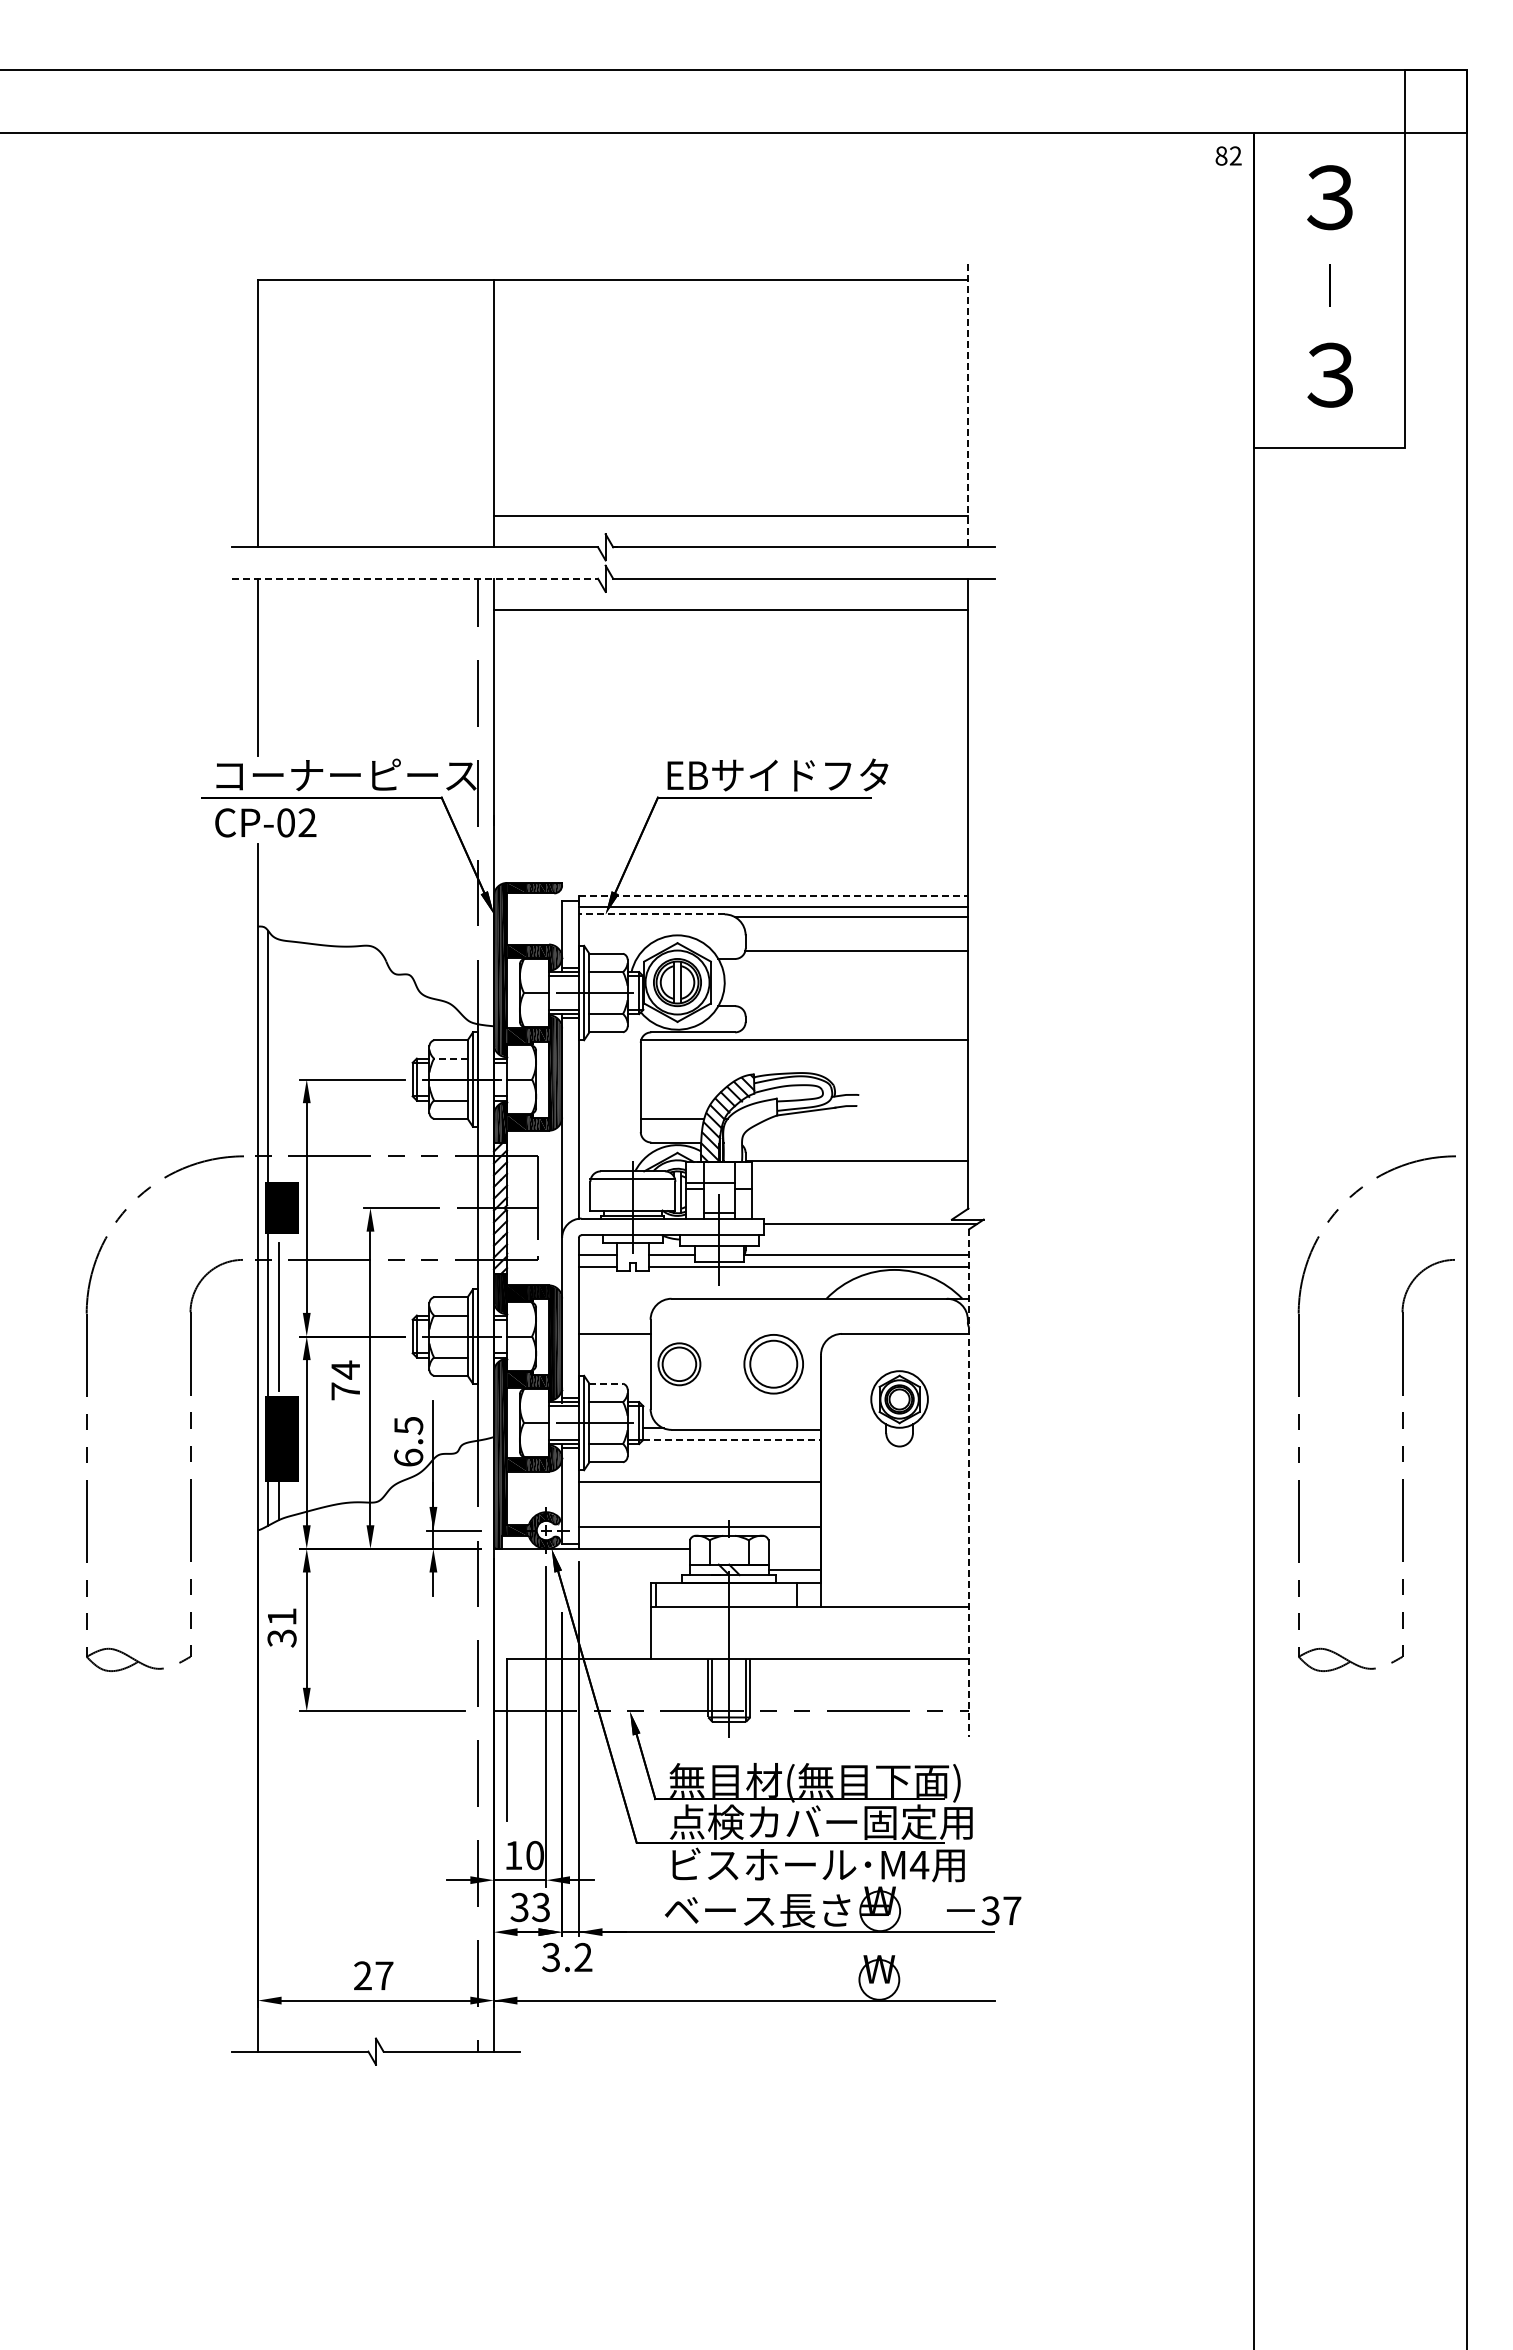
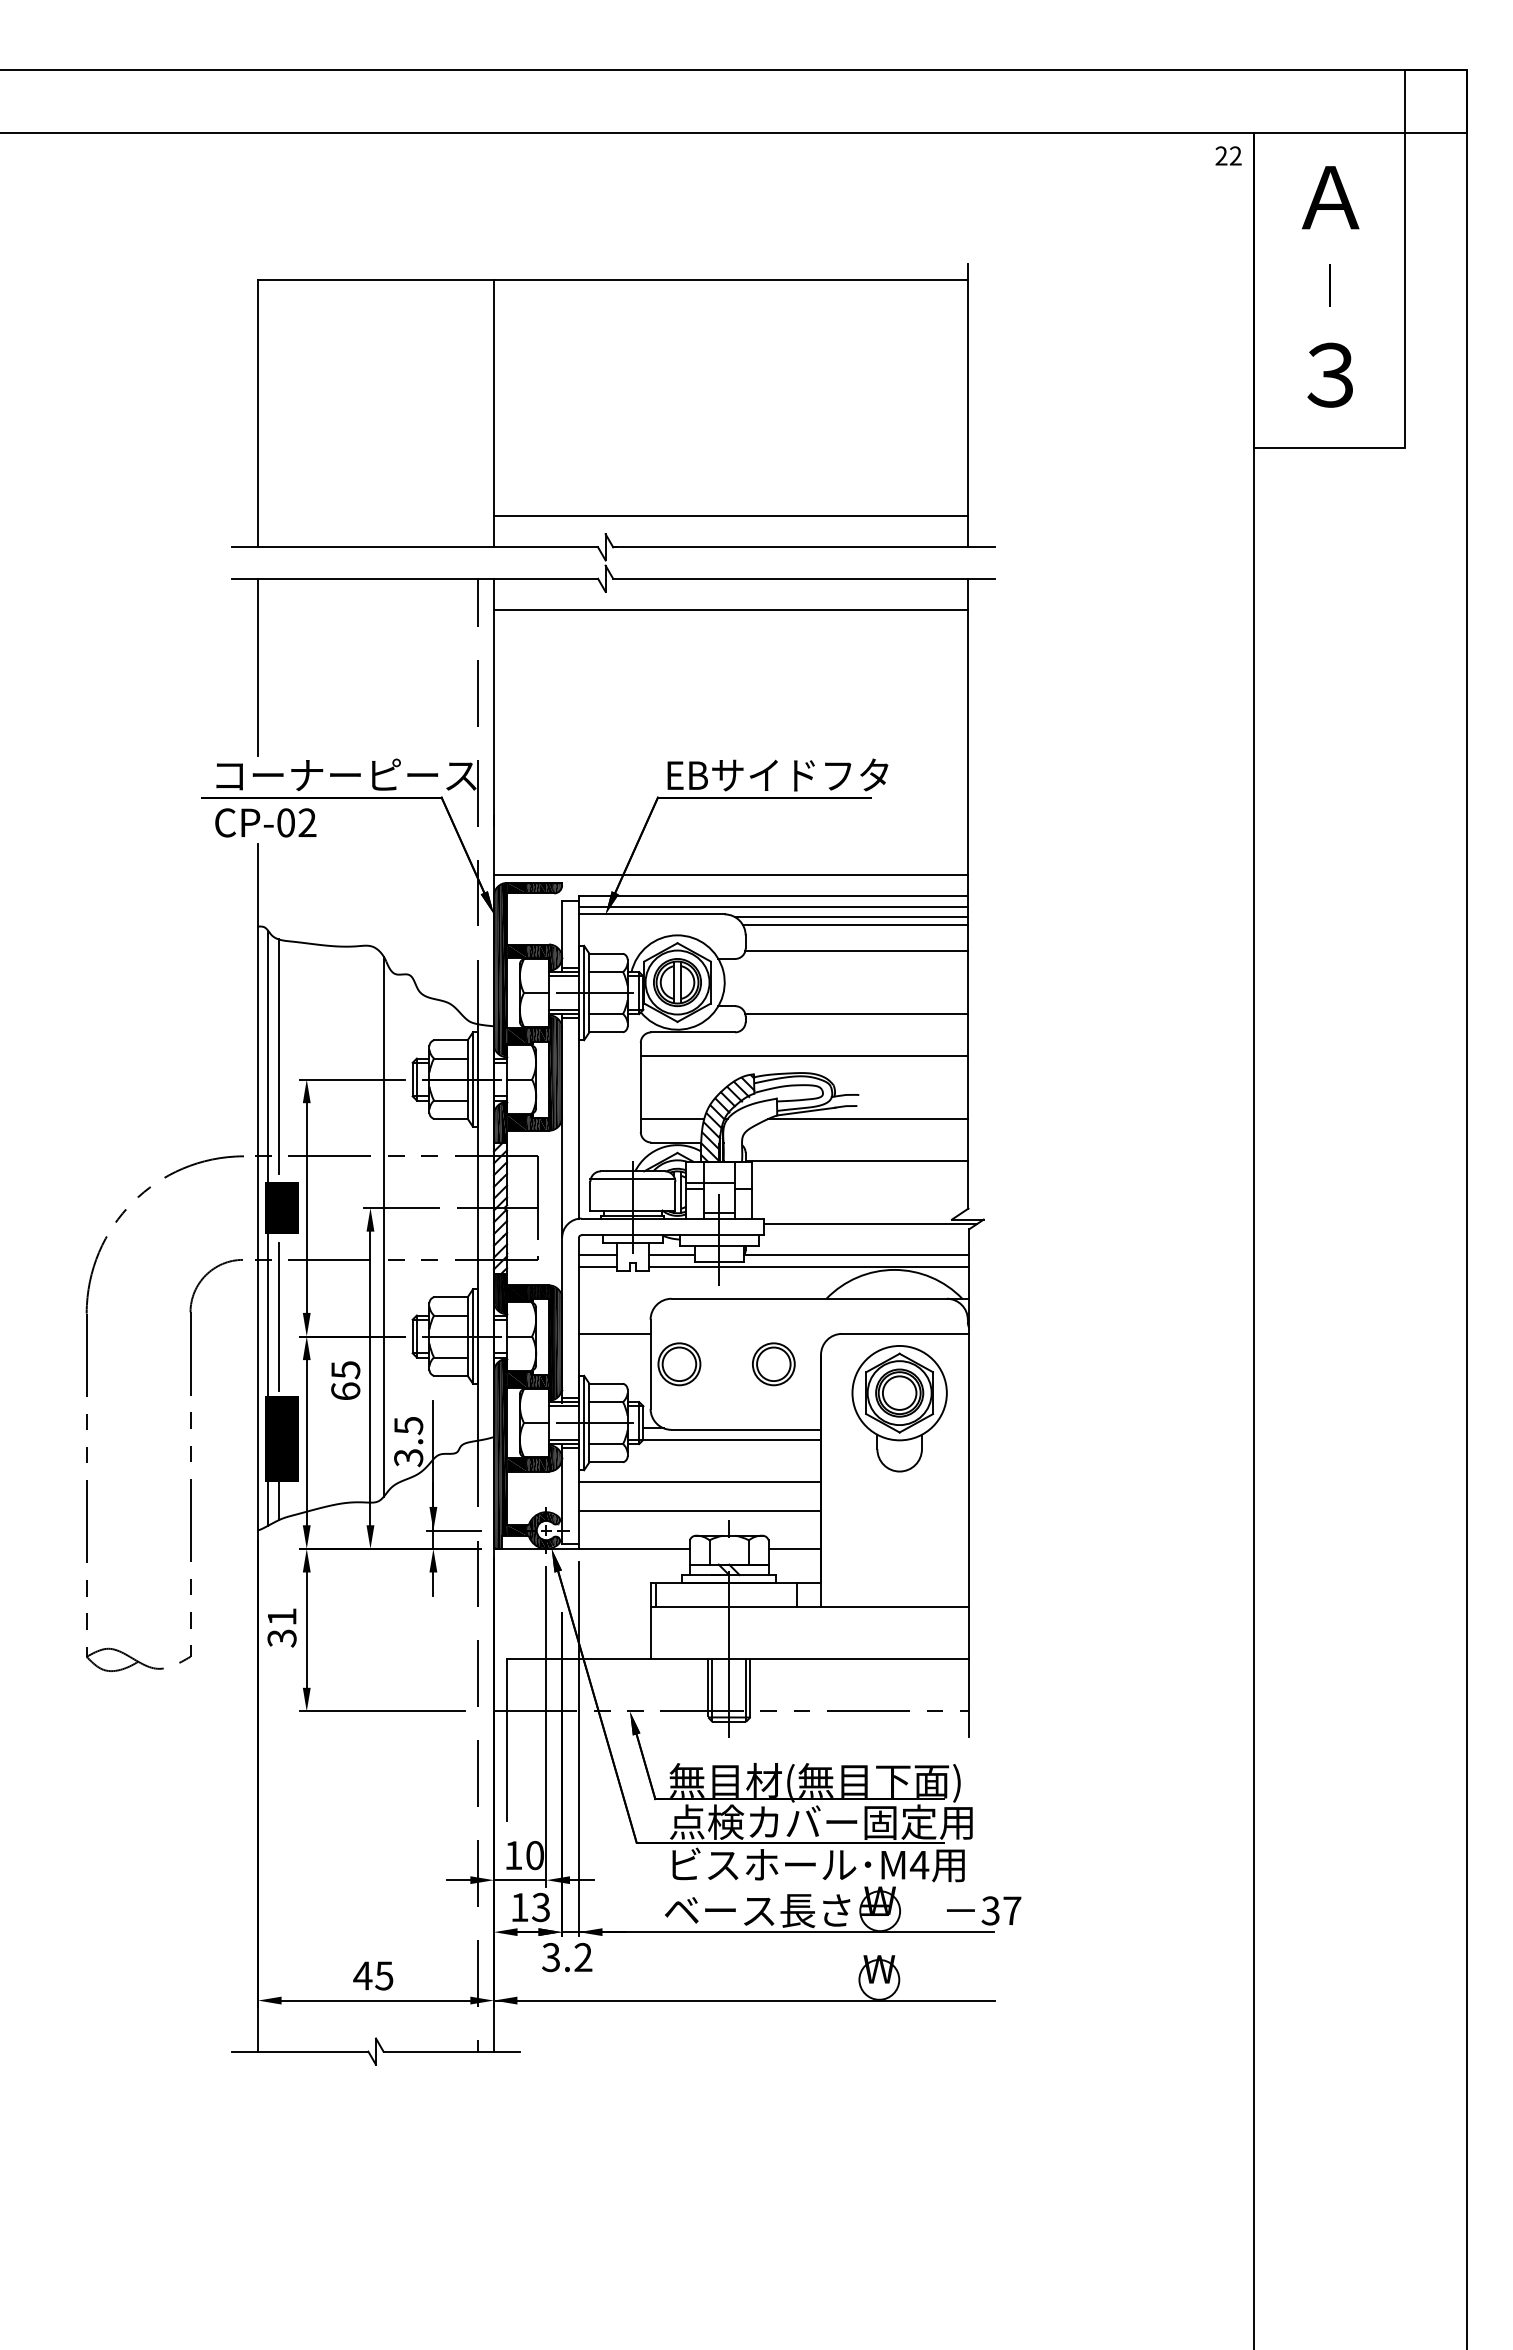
text: 82 -> 22 (1221, 155)
text: ３ -> Ａ (1330, 197)
line: dashed -> solid (968, 405)
line: dashed -> solid (415, 578)
line: none -> present (730, 875)
line: dashed -> solid (773, 896)
line: dashed -> solid (651, 914)
line: none -> present (855, 924)
line: none -> present (856, 1014)
line position: (804, 1039) -> (804, 1055) (804, 1055)
line: none -> present (278, 1056)
line: dashed -> solid (450, 1058)
line: none -> present (868, 1118)
line: none -> present (383, 1226)
part size: 61x61 px -> 44x45 px (773, 1364)
text: 74 -> 65 (345, 1380)
line: dashed -> solid (606, 1383)
part size: 59x78 px -> 97x128 px (899, 1408)
part: present -> none (1402, 1413)
line: dashed -> solid (732, 1440)
text: 6.5 -> 3.5 (408, 1457)
line: dashed -> solid (969, 1482)
line position: (699, 1527) -> (699, 1511) (699, 1511)
line position: (794, 1569) -> (794, 1548) (794, 1548)
text: 33 -> 13 (519, 1907)
text: 27 -> 45 (373, 1975)
